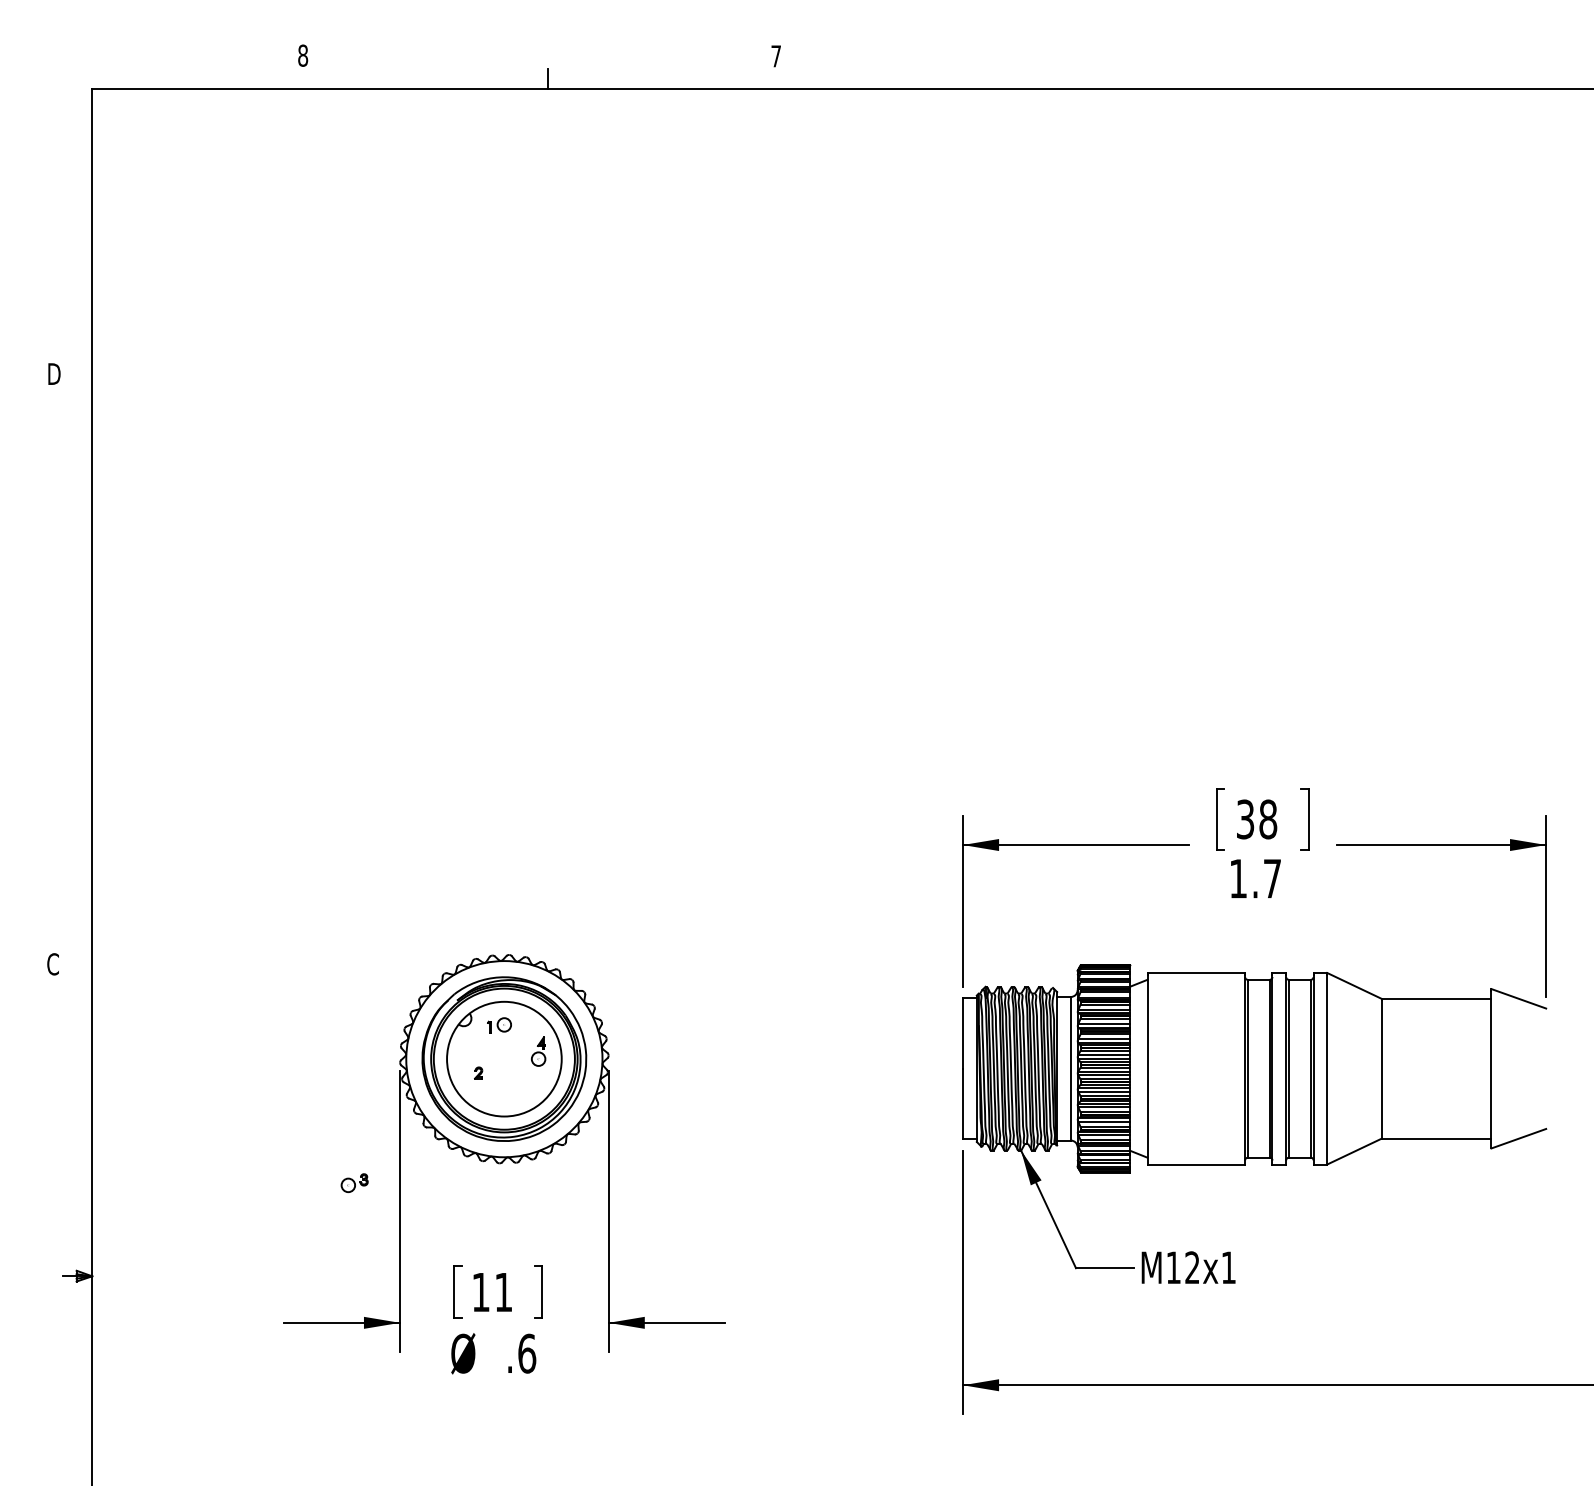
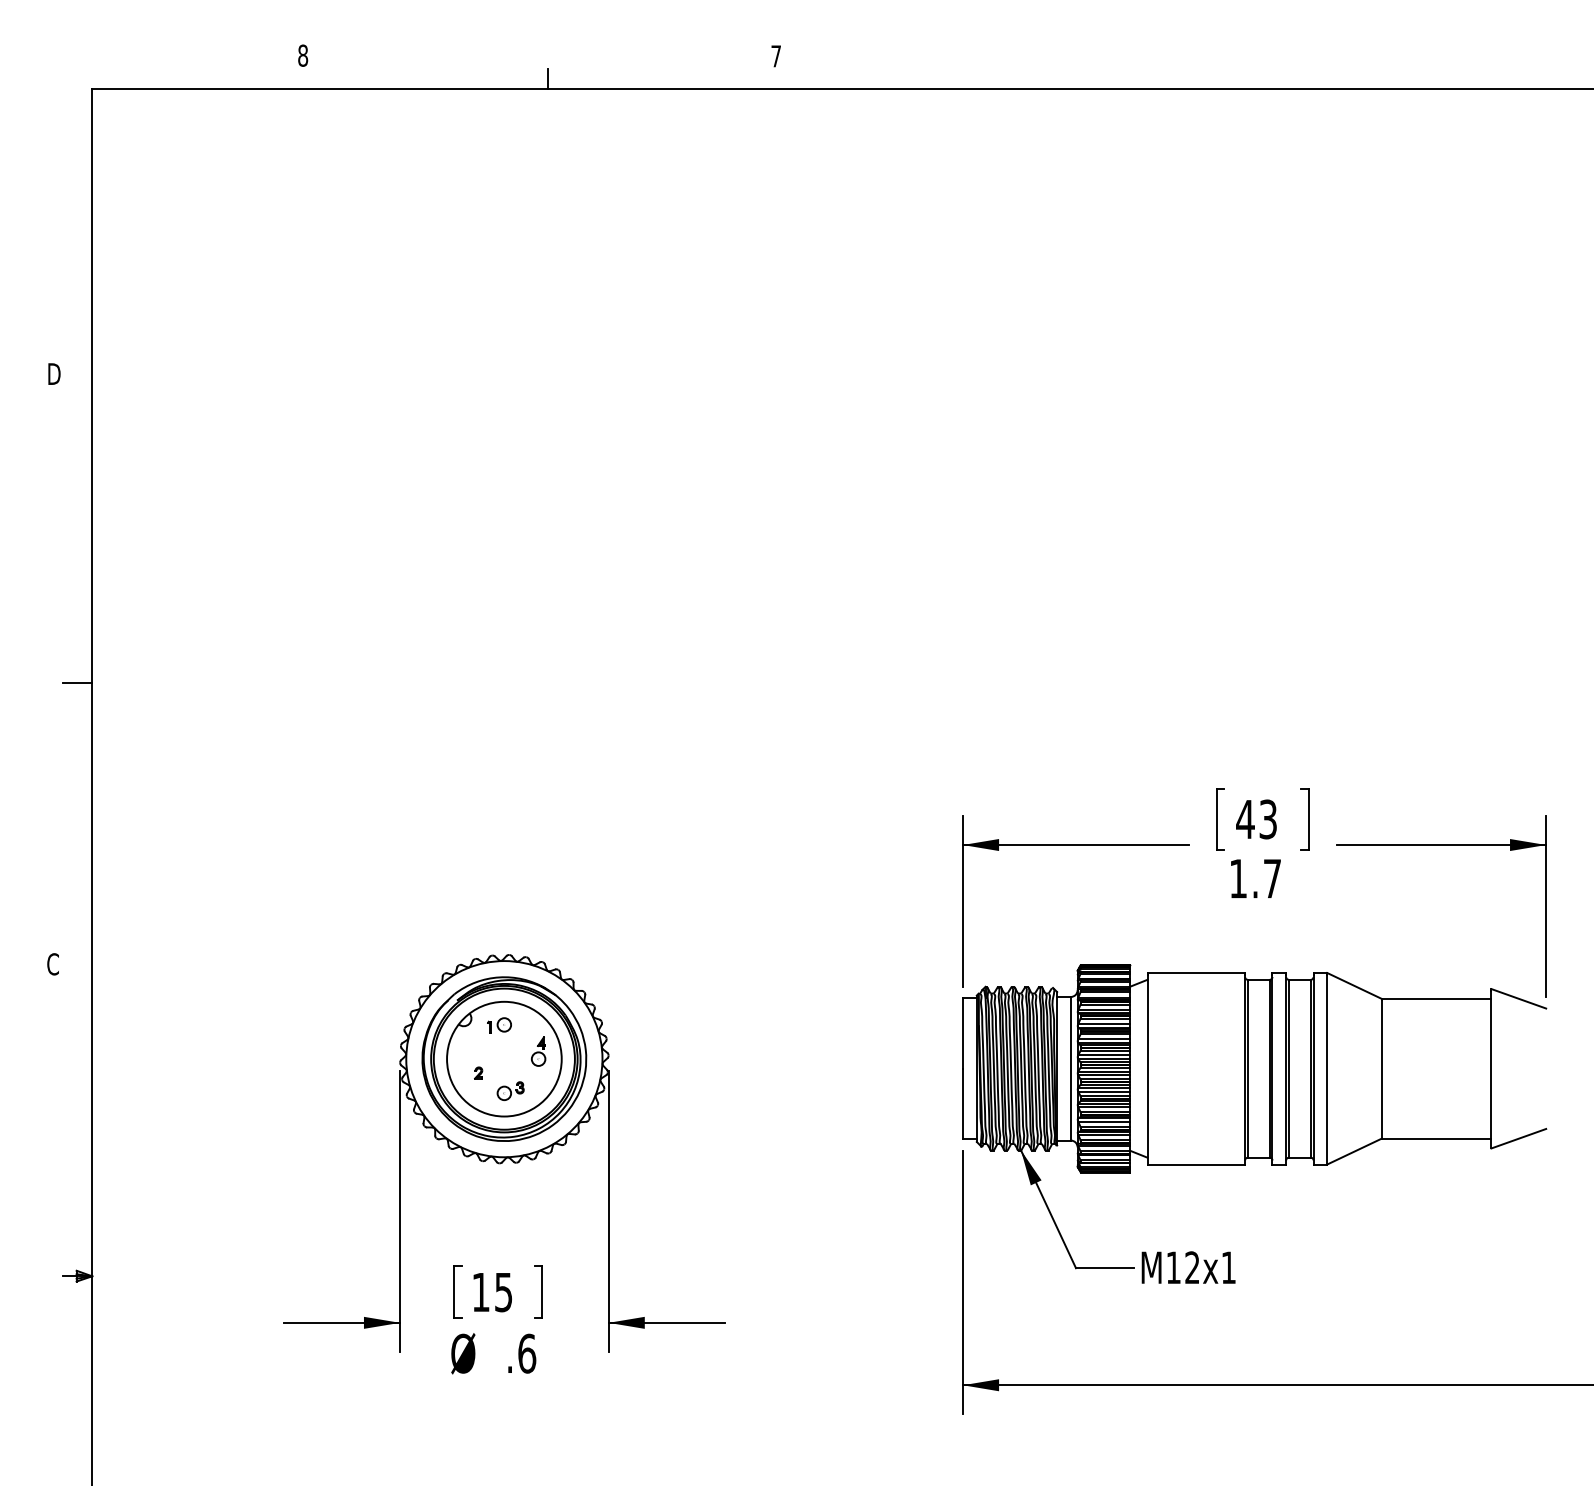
line: none -> present (77, 682)
text: 38 -> 43 (1256, 819)
part position: (354, 1182) -> (510, 1090) (510, 1090)
text: 11 -> 15 (503, 1292)
